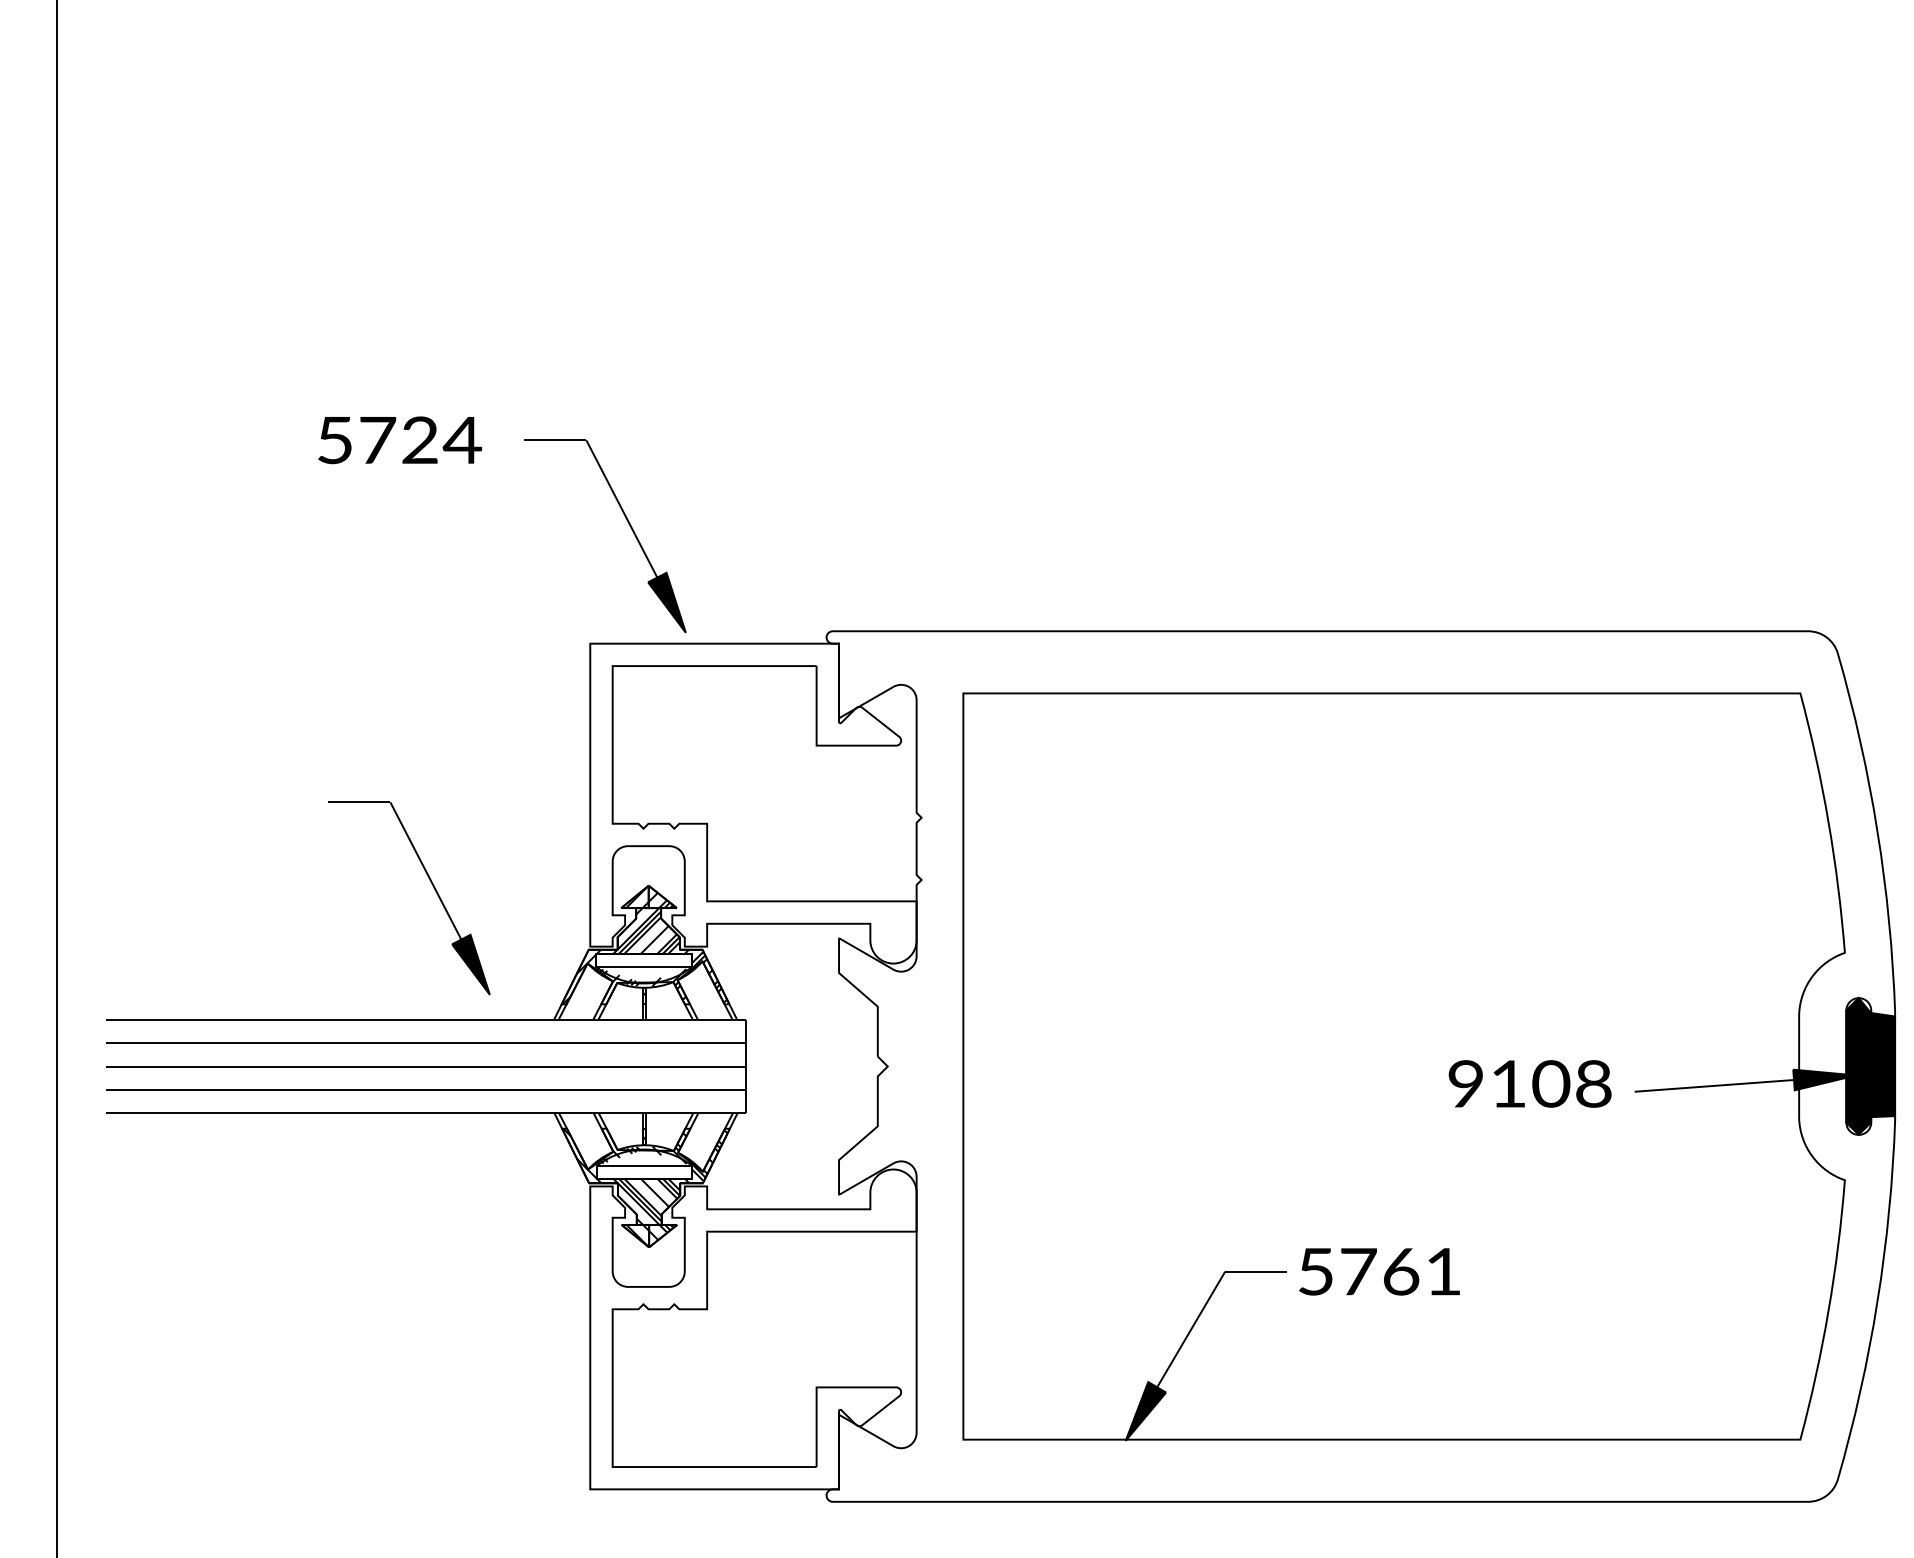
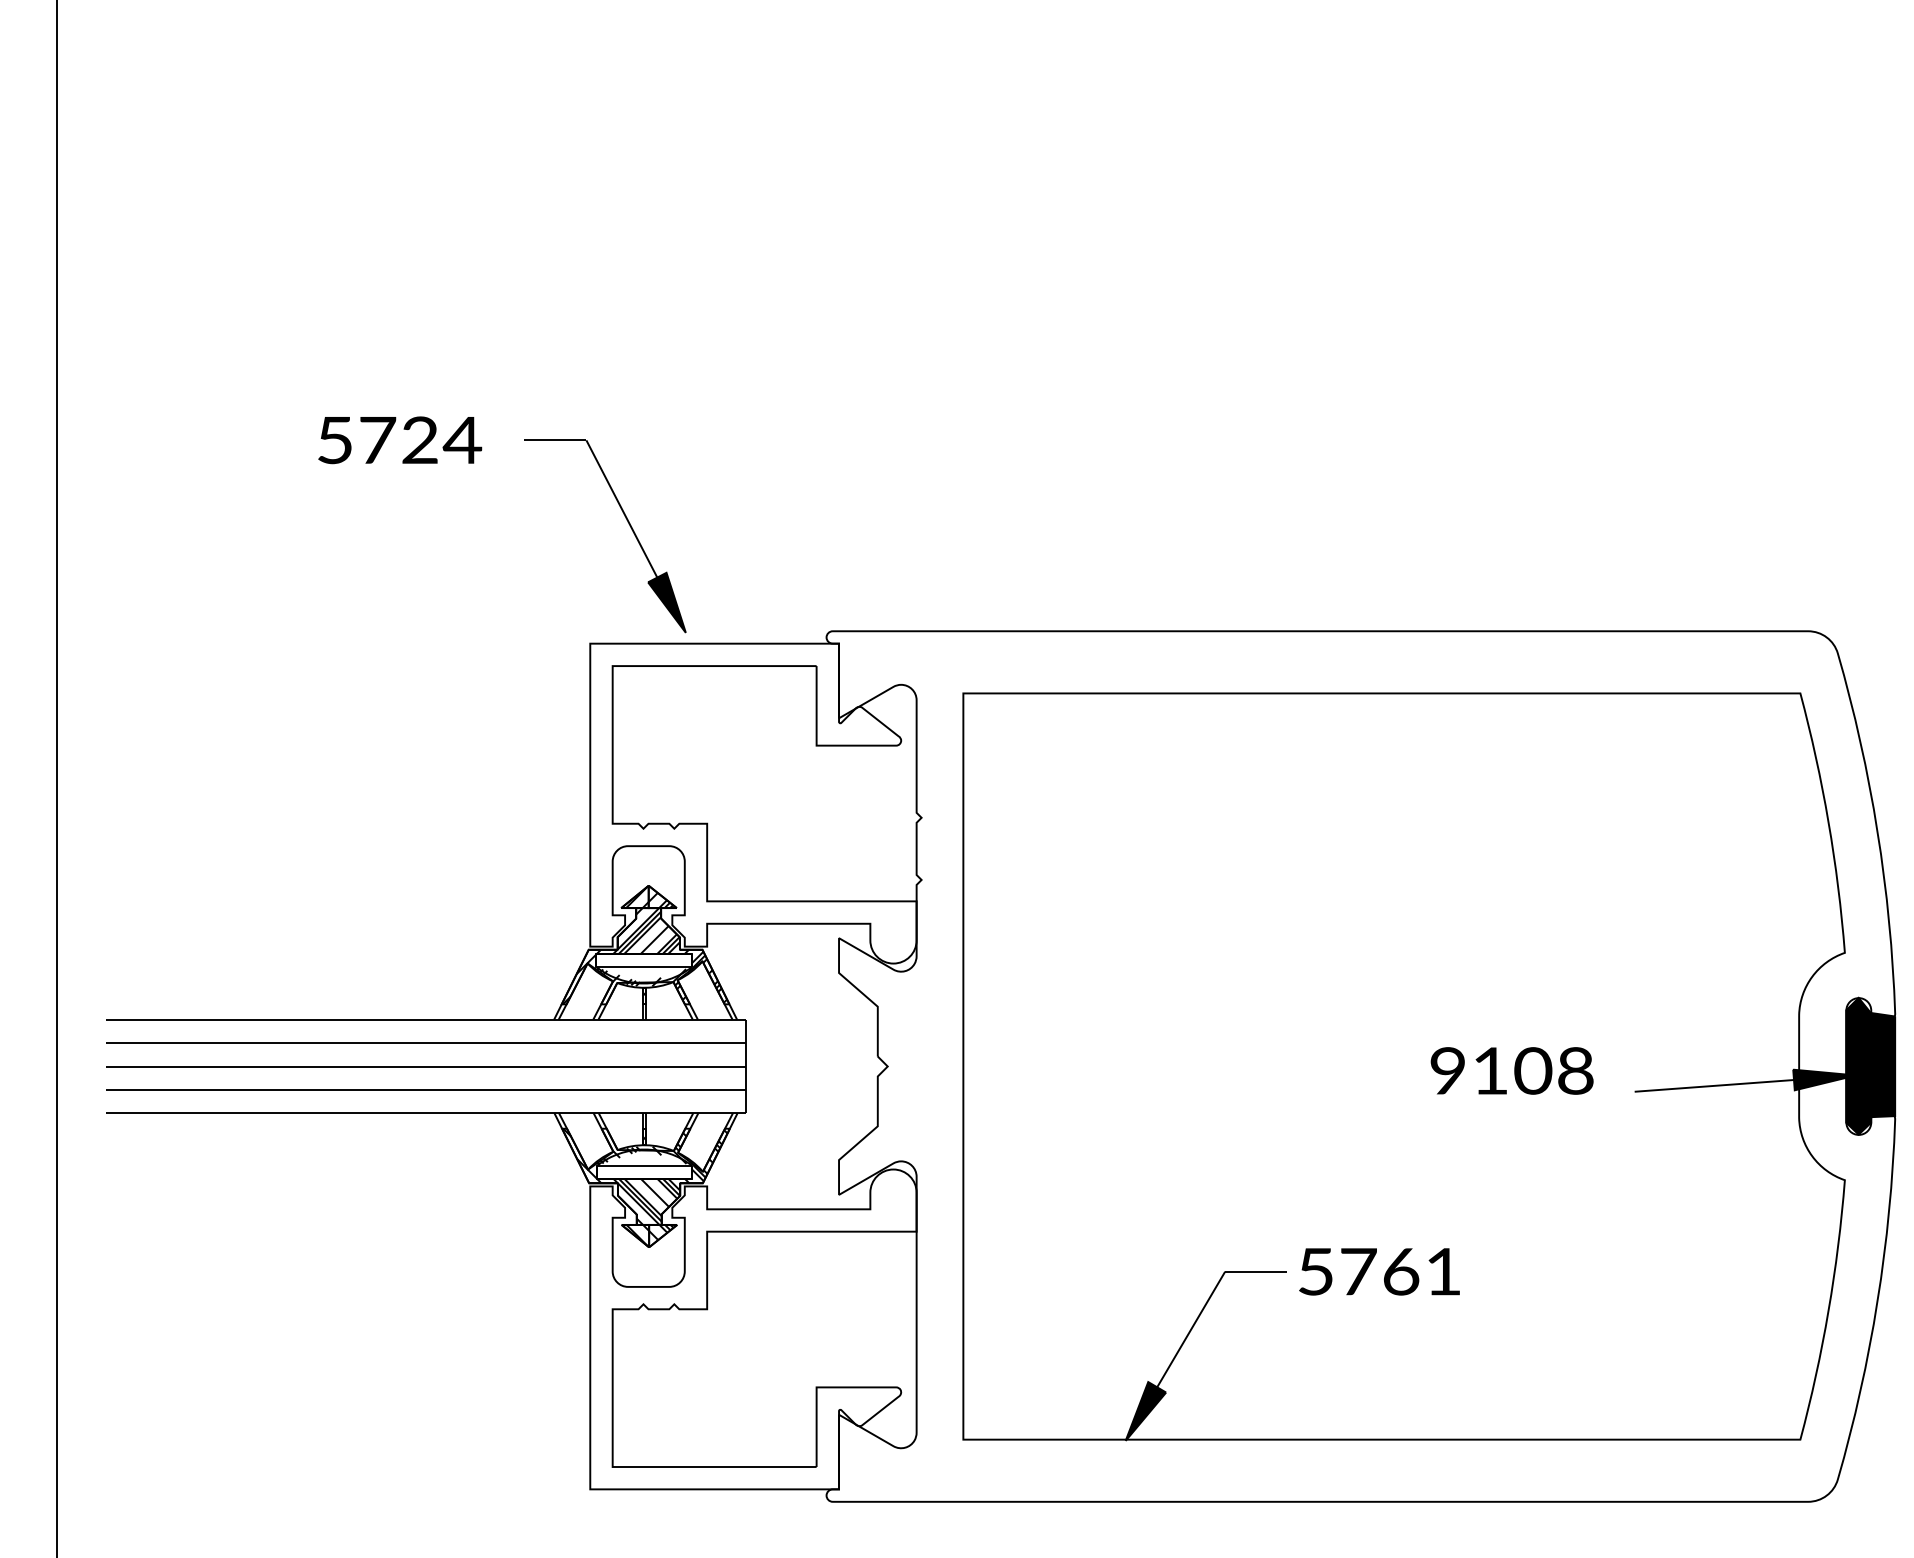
part: present -> none (432, 886)
text position: (1529, 1083) -> (1511, 1070) (1511, 1070)
